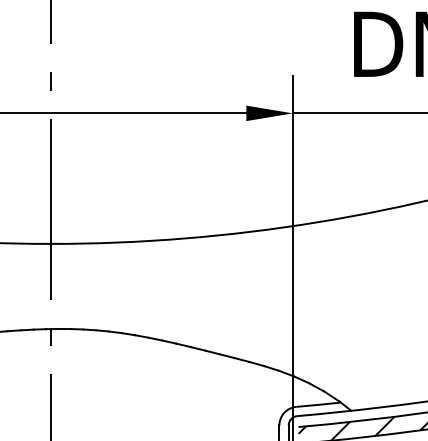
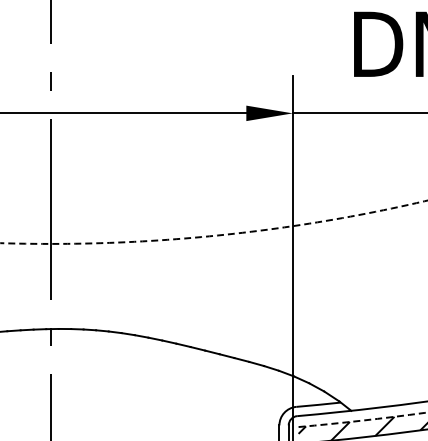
arc: solid -> dashed (215, 235)
arc: solid -> dashed (363, 420)
